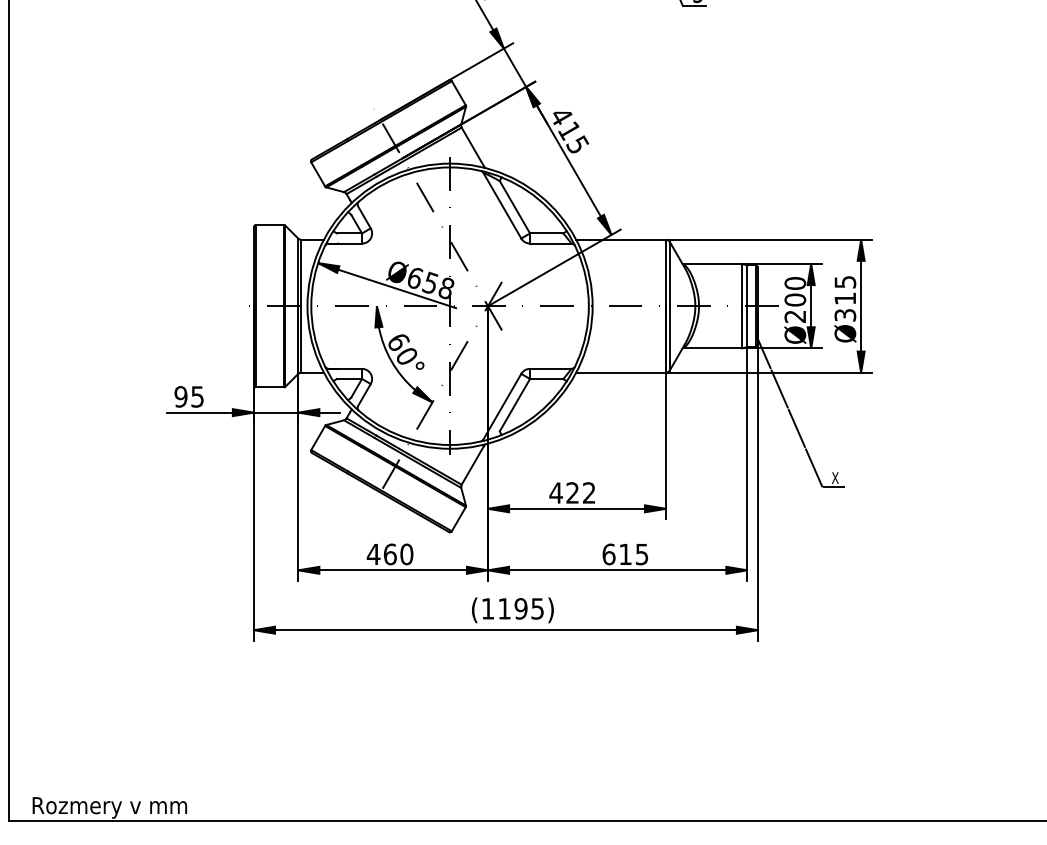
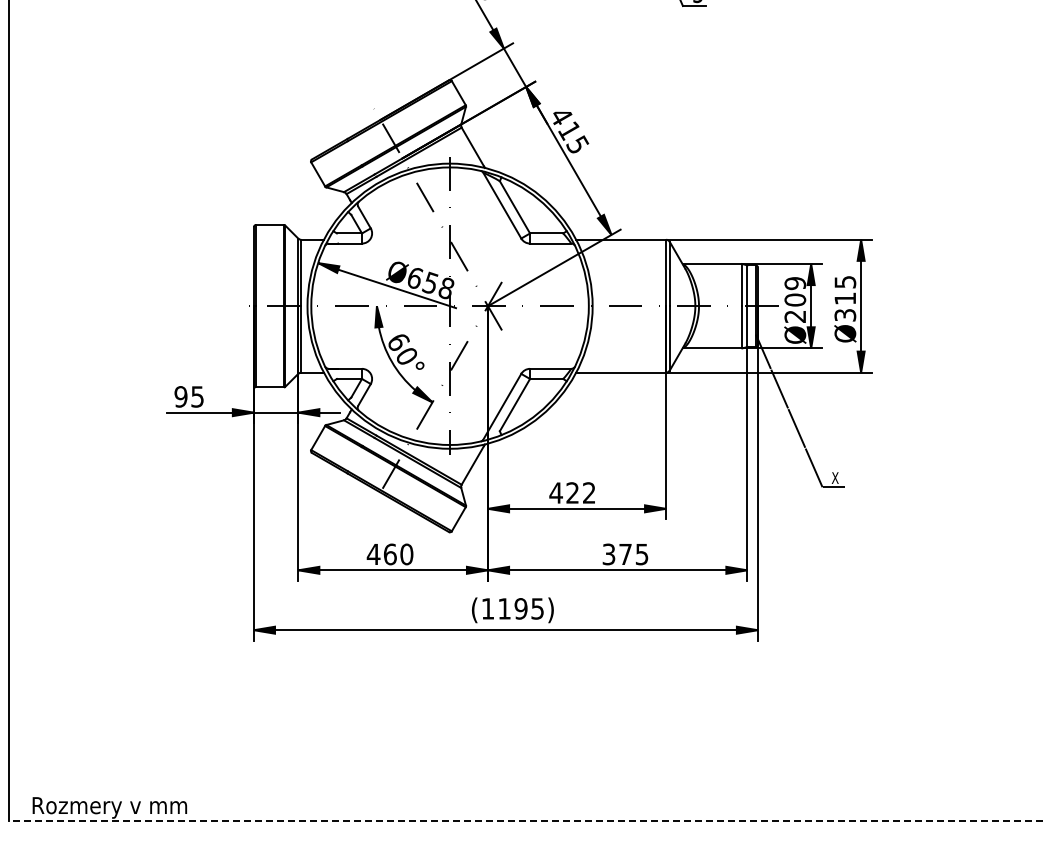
text: Ø200 -> Ø209 (795, 283)
text: 615 -> 375 (616, 554)
line: solid -> dashed (527, 820)
